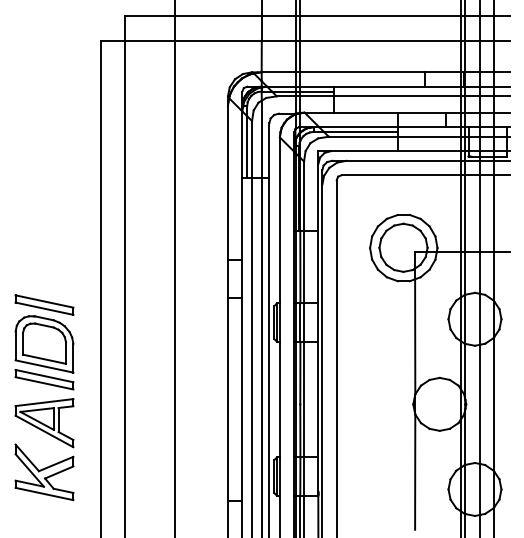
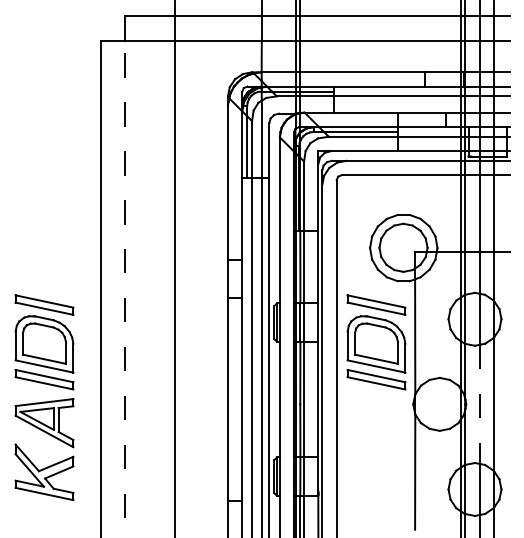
line: solid -> dashed (124, 288)
part: none -> present (376, 342)
line: solid -> dashed (480, 404)
